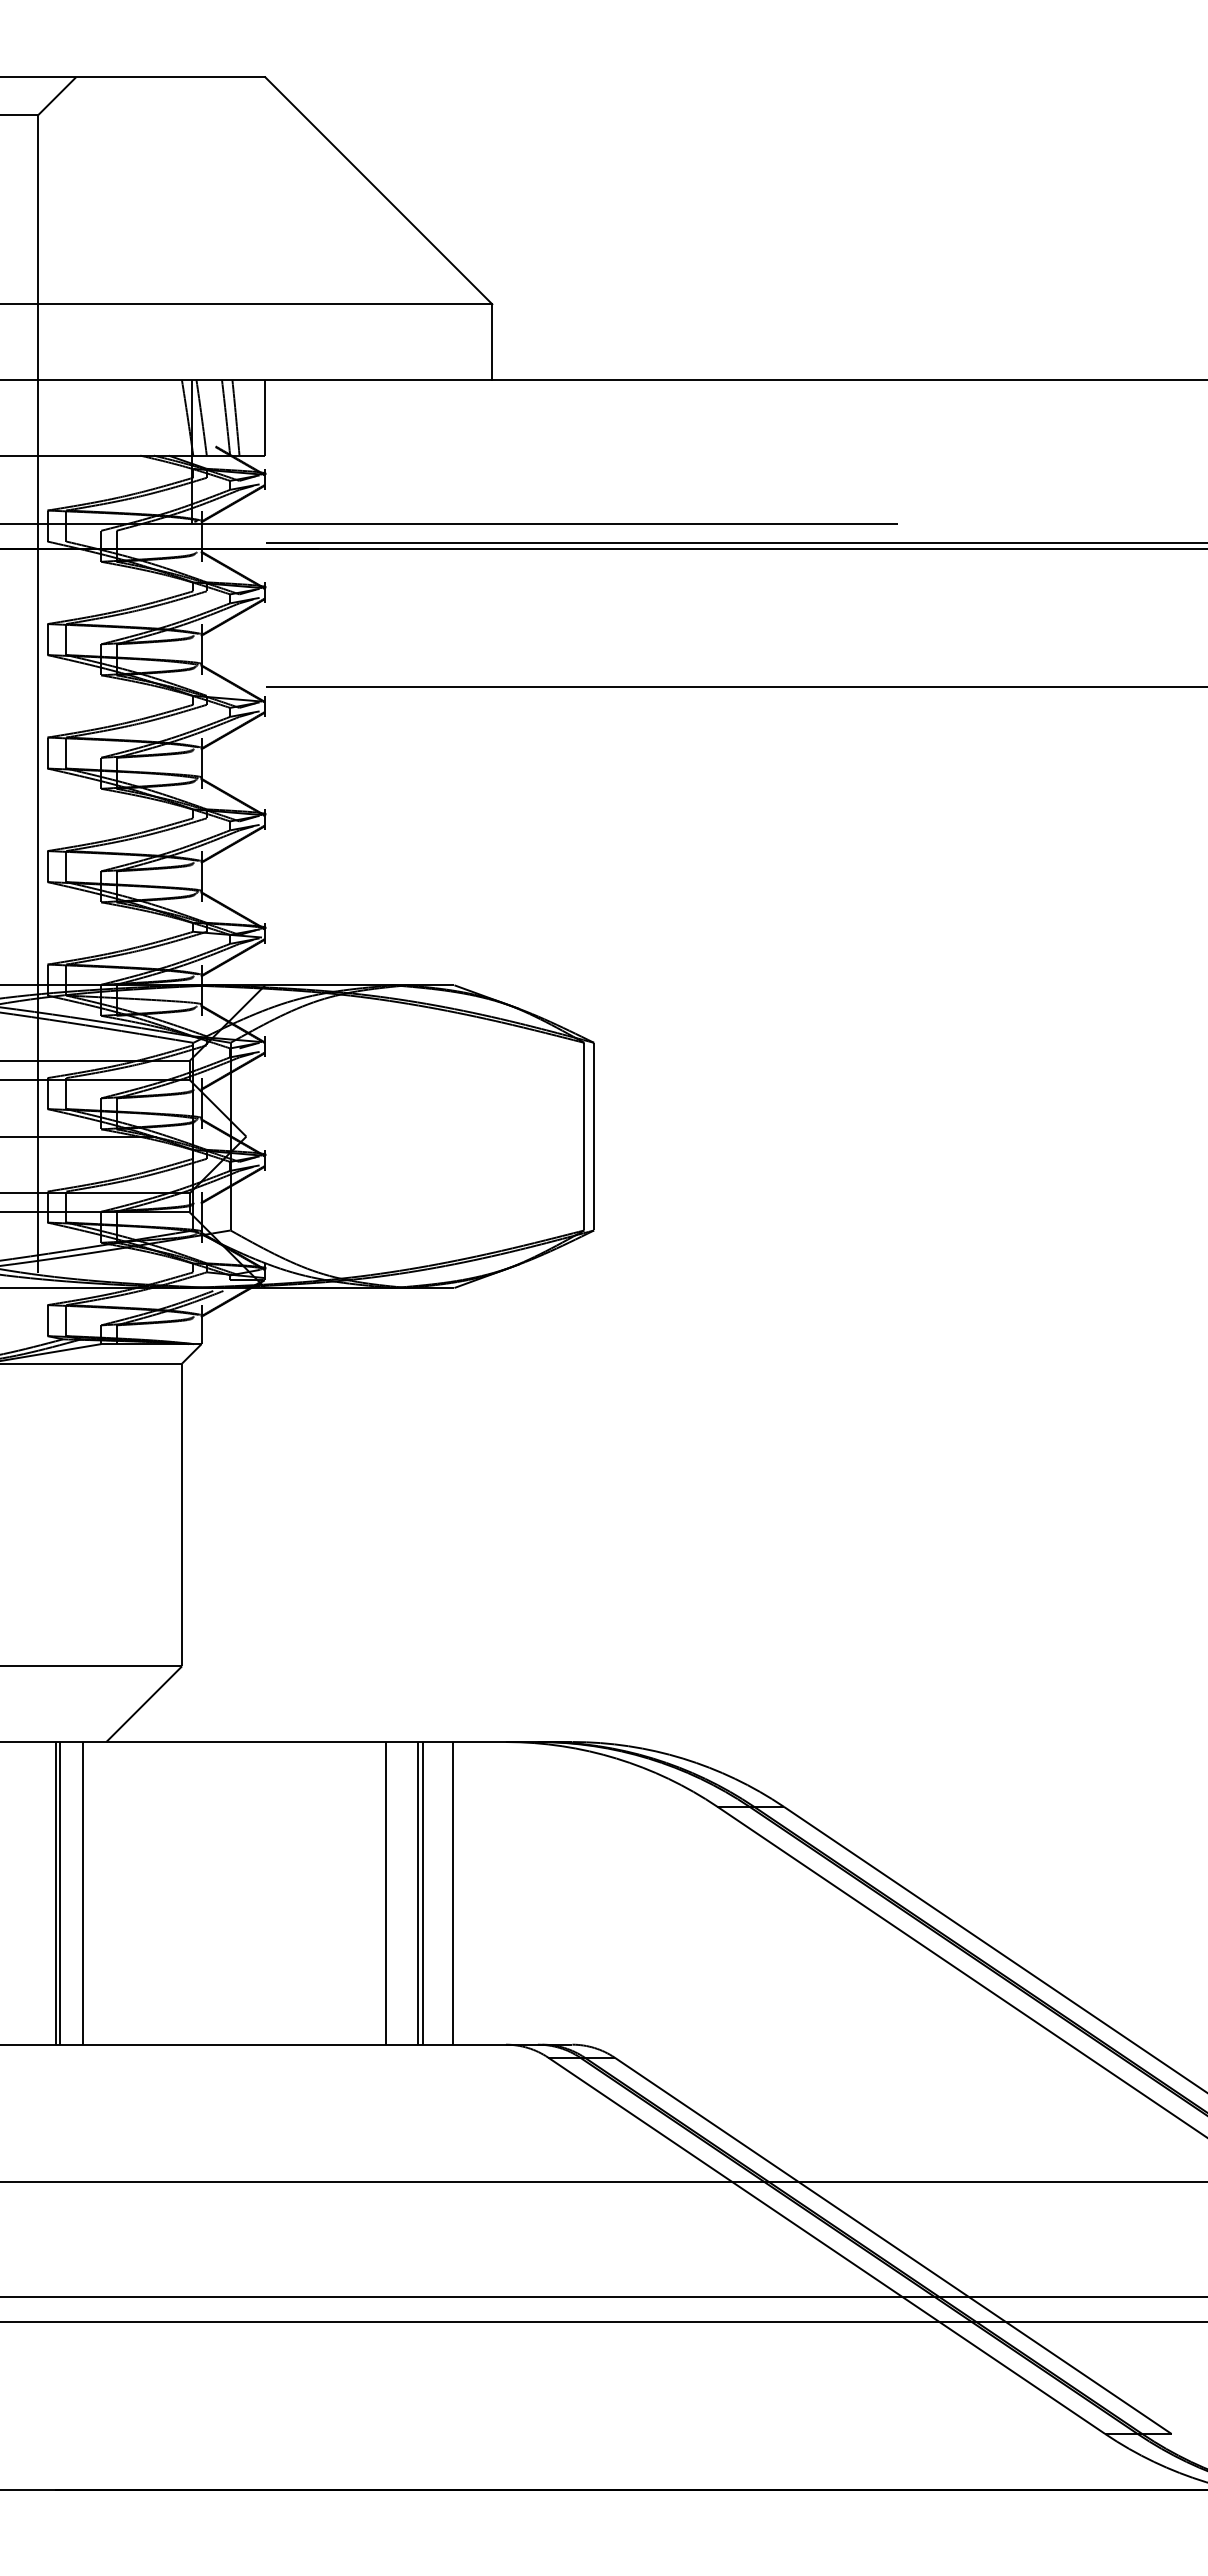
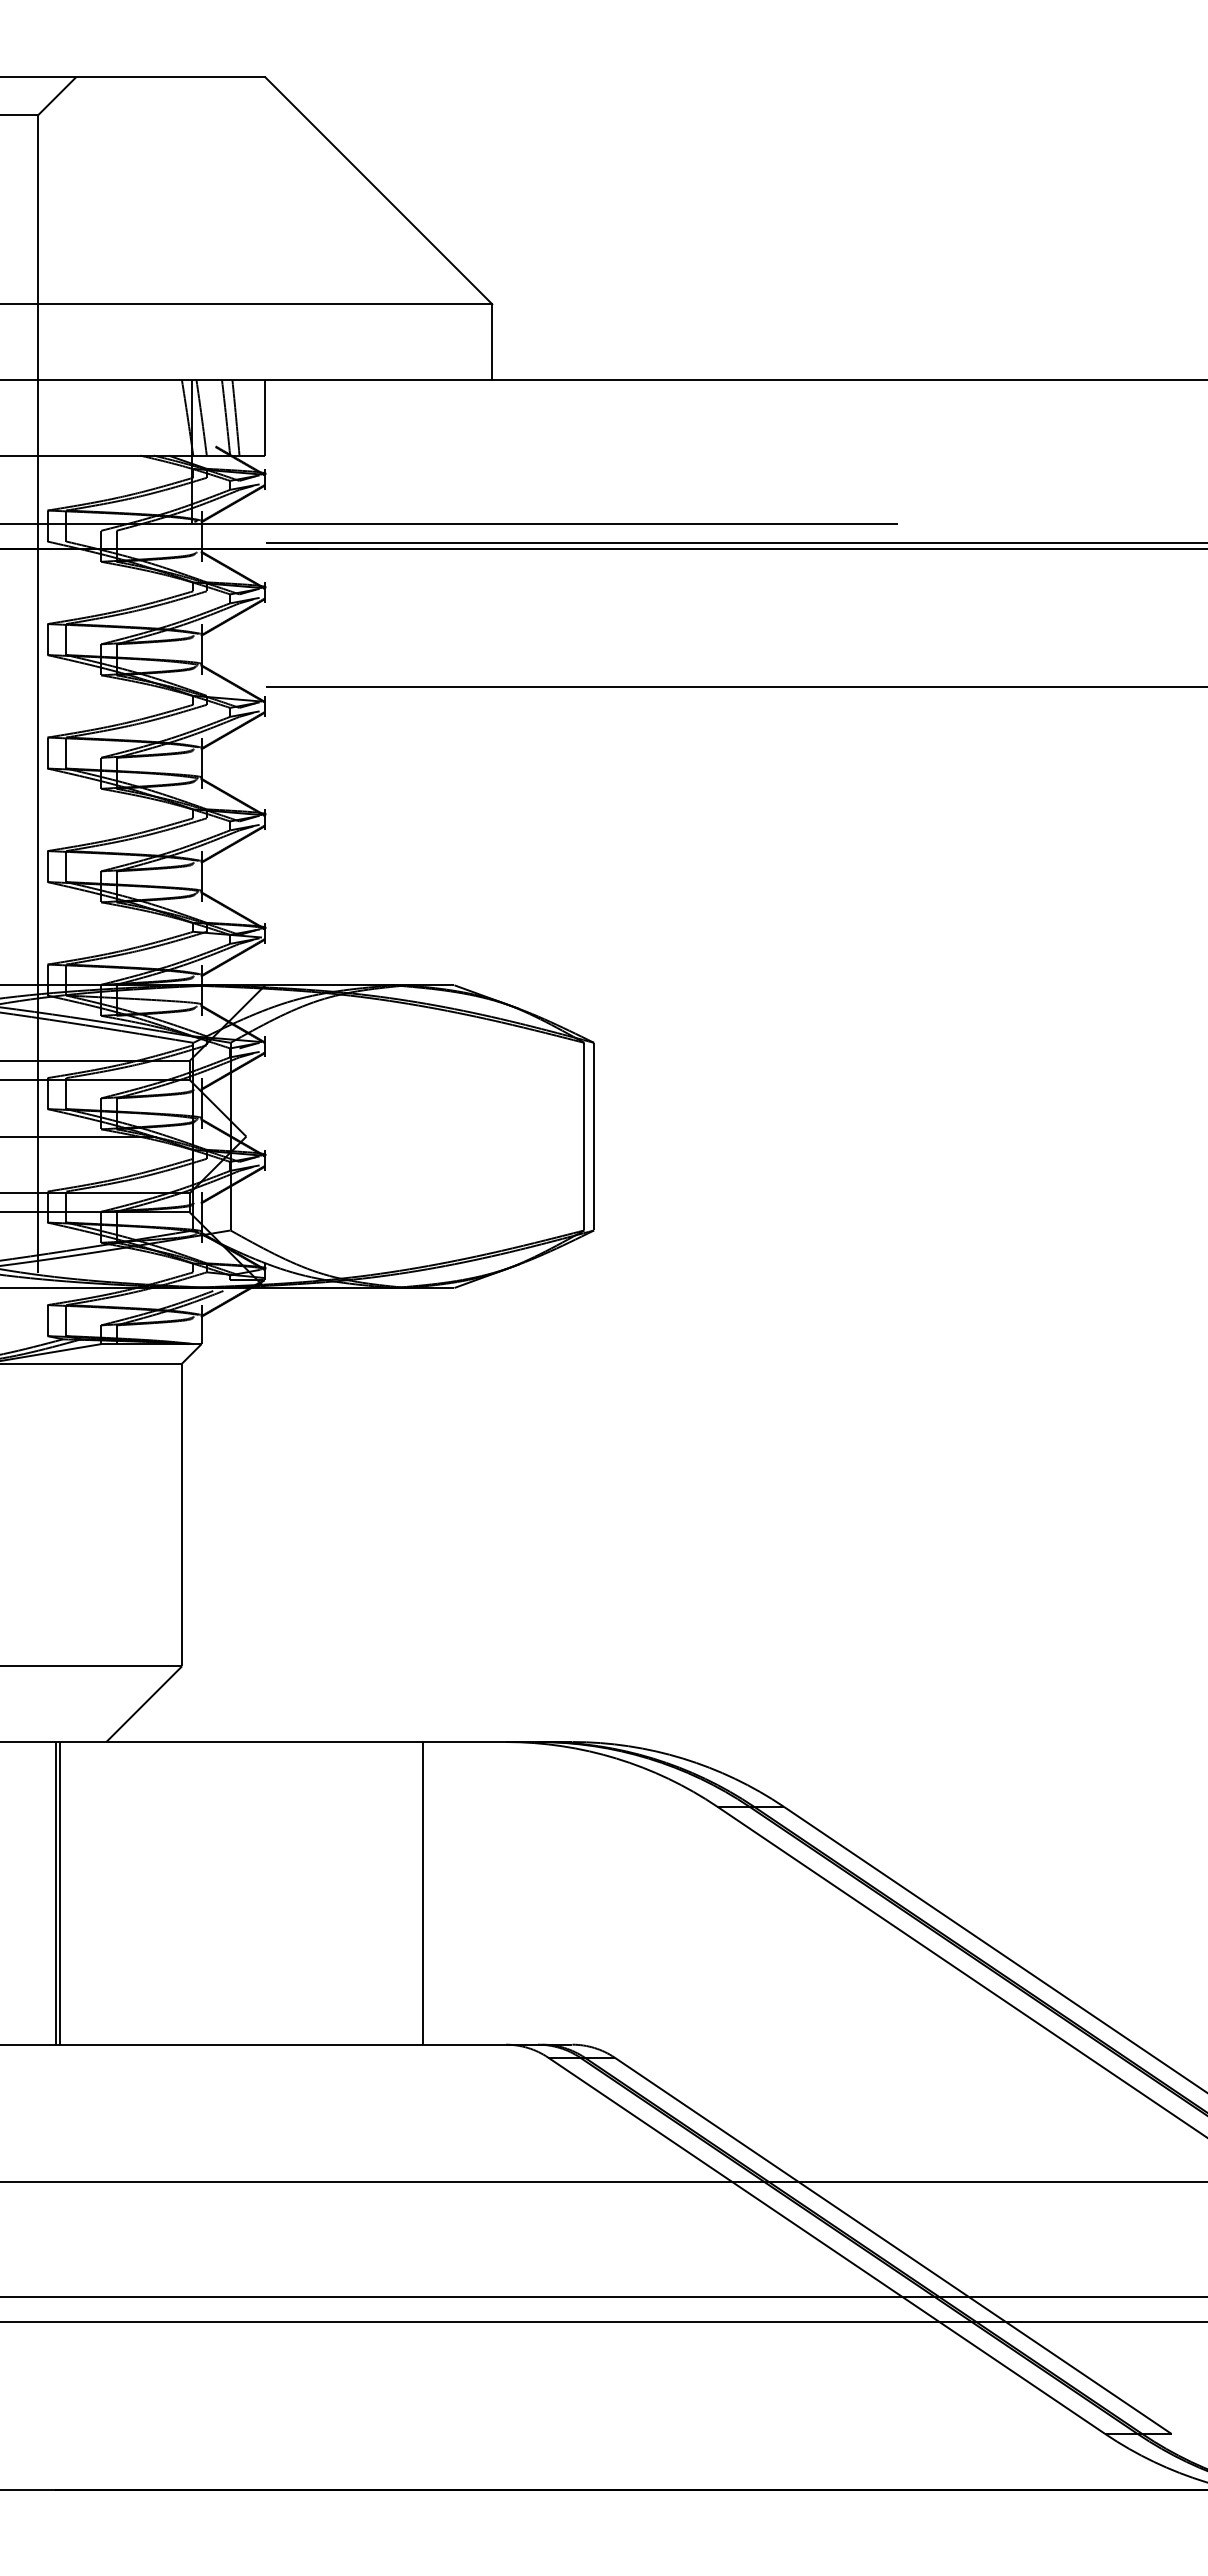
line: present -> none (82, 1893)
line: present -> none (386, 1893)
line: present -> none (418, 1893)
line: present -> none (452, 1893)
